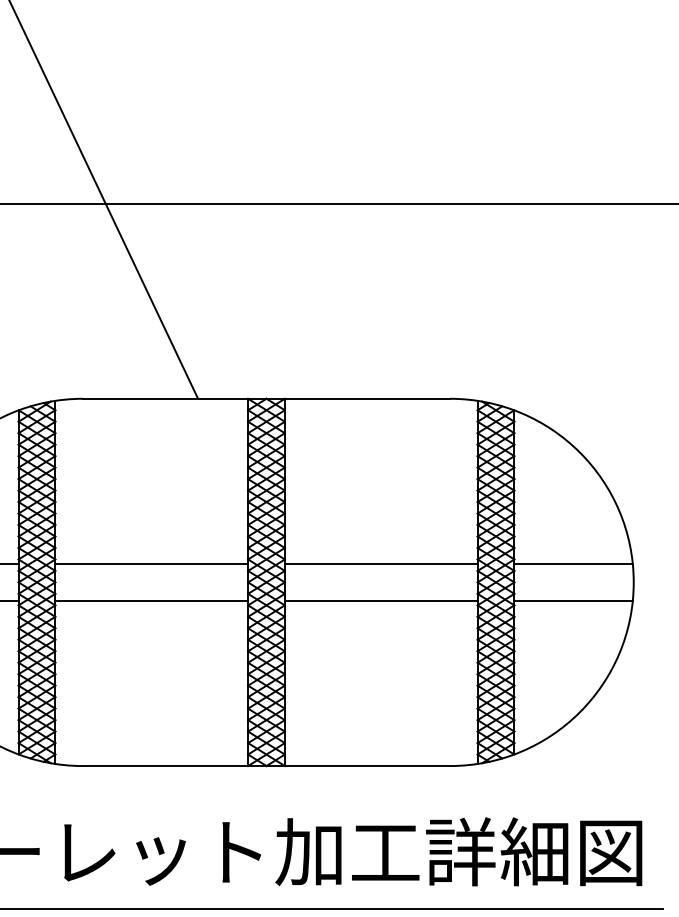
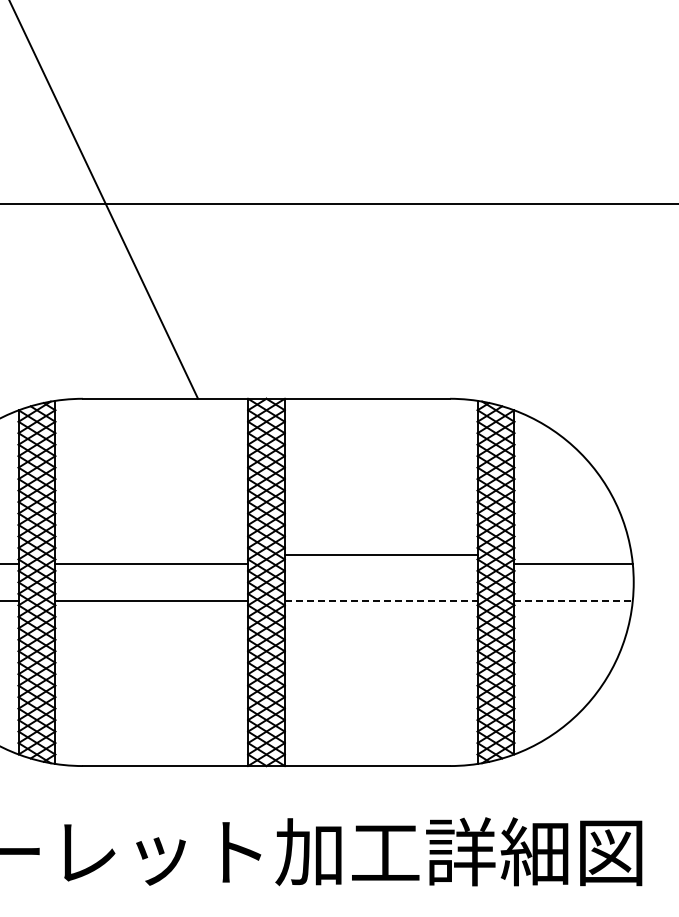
line position: (380, 564) -> (380, 555) (380, 555)
line: solid -> dashed (381, 600)
line: solid -> dashed (574, 600)
line: present -> none (332, 908)
